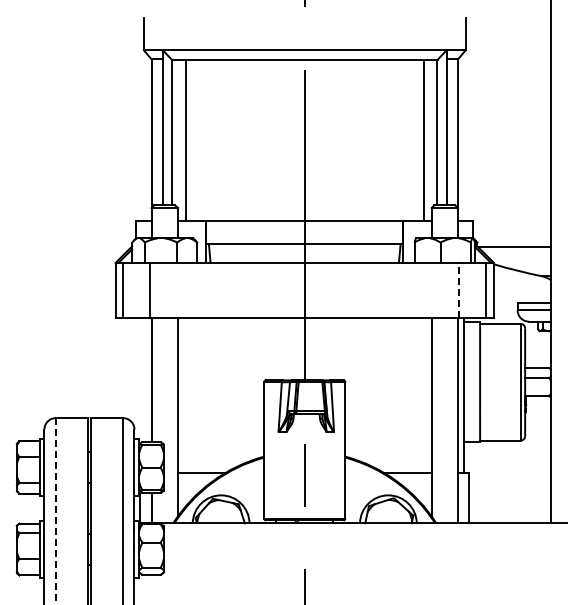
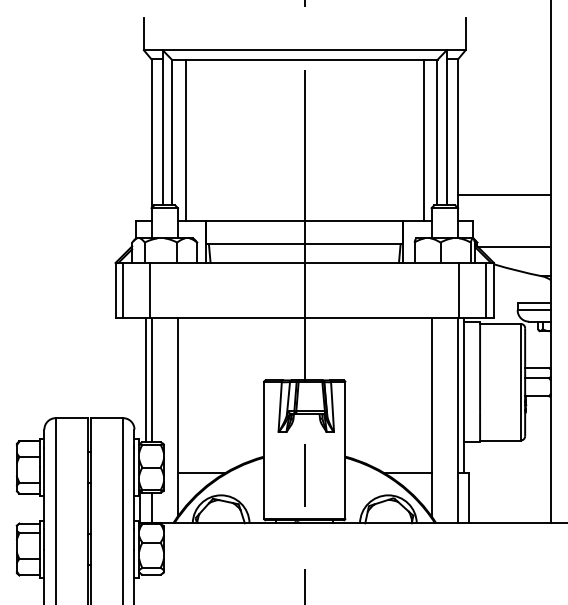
line: none -> present (504, 194)
line: dashed -> solid (459, 289)
line: none -> present (145, 379)
line: dashed -> solid (55, 511)
